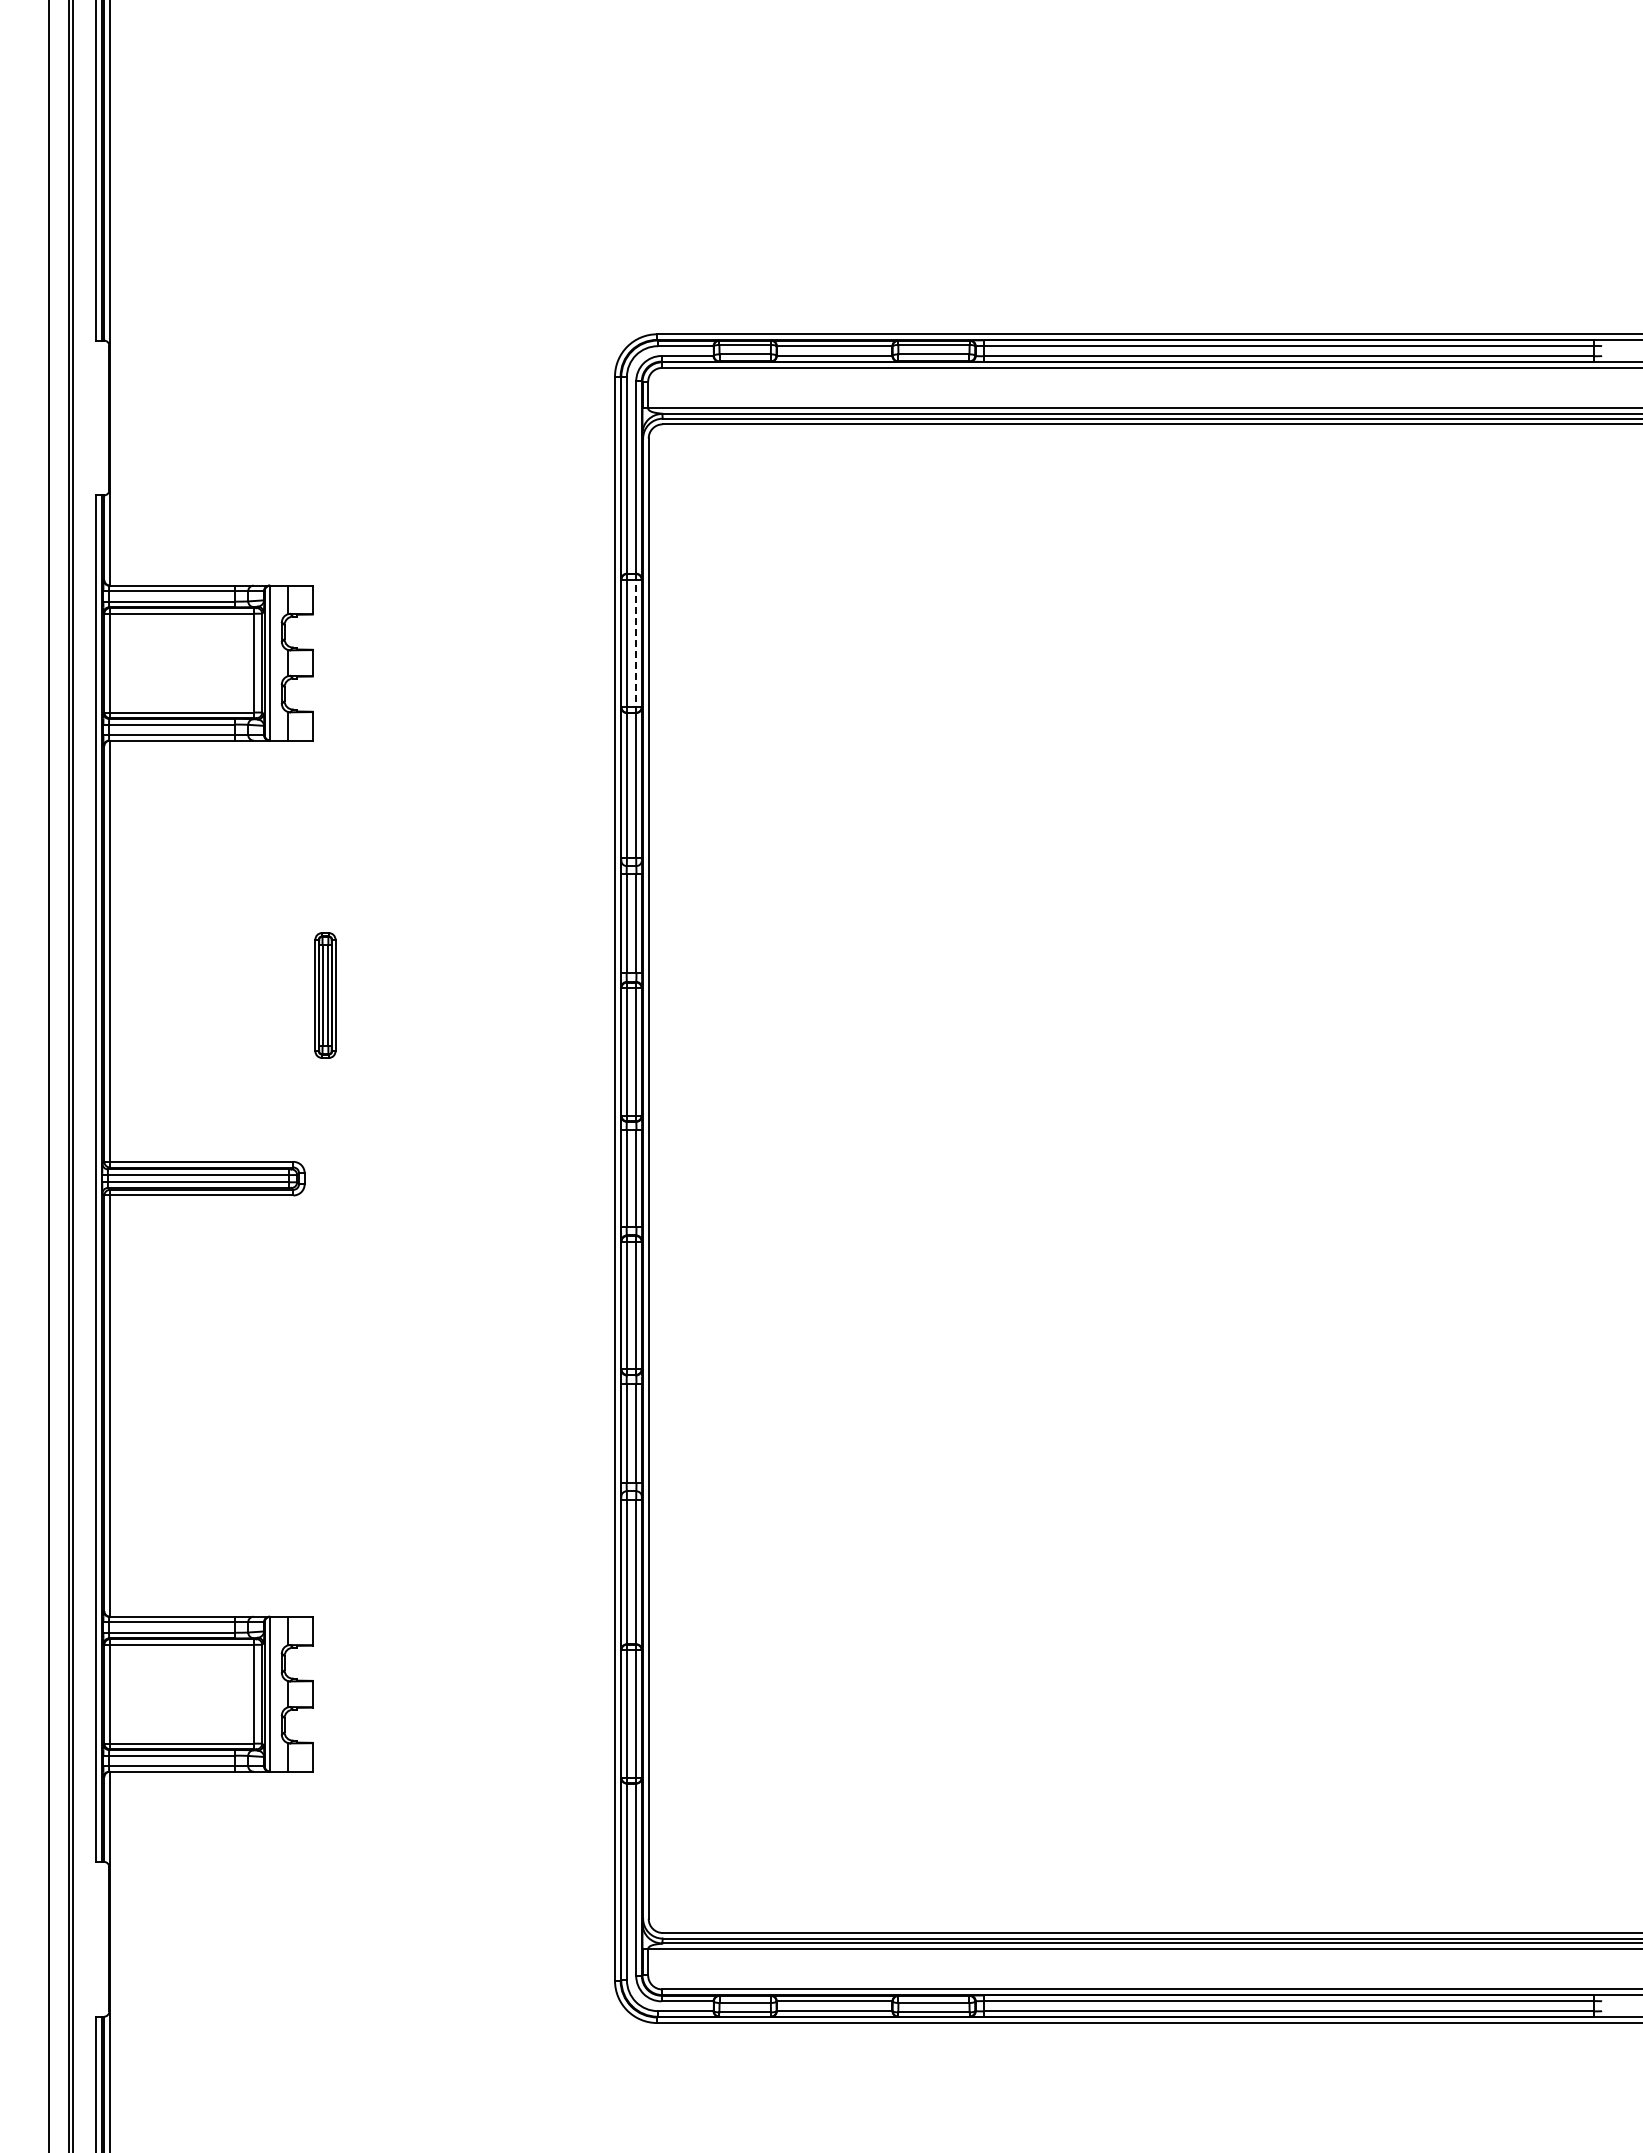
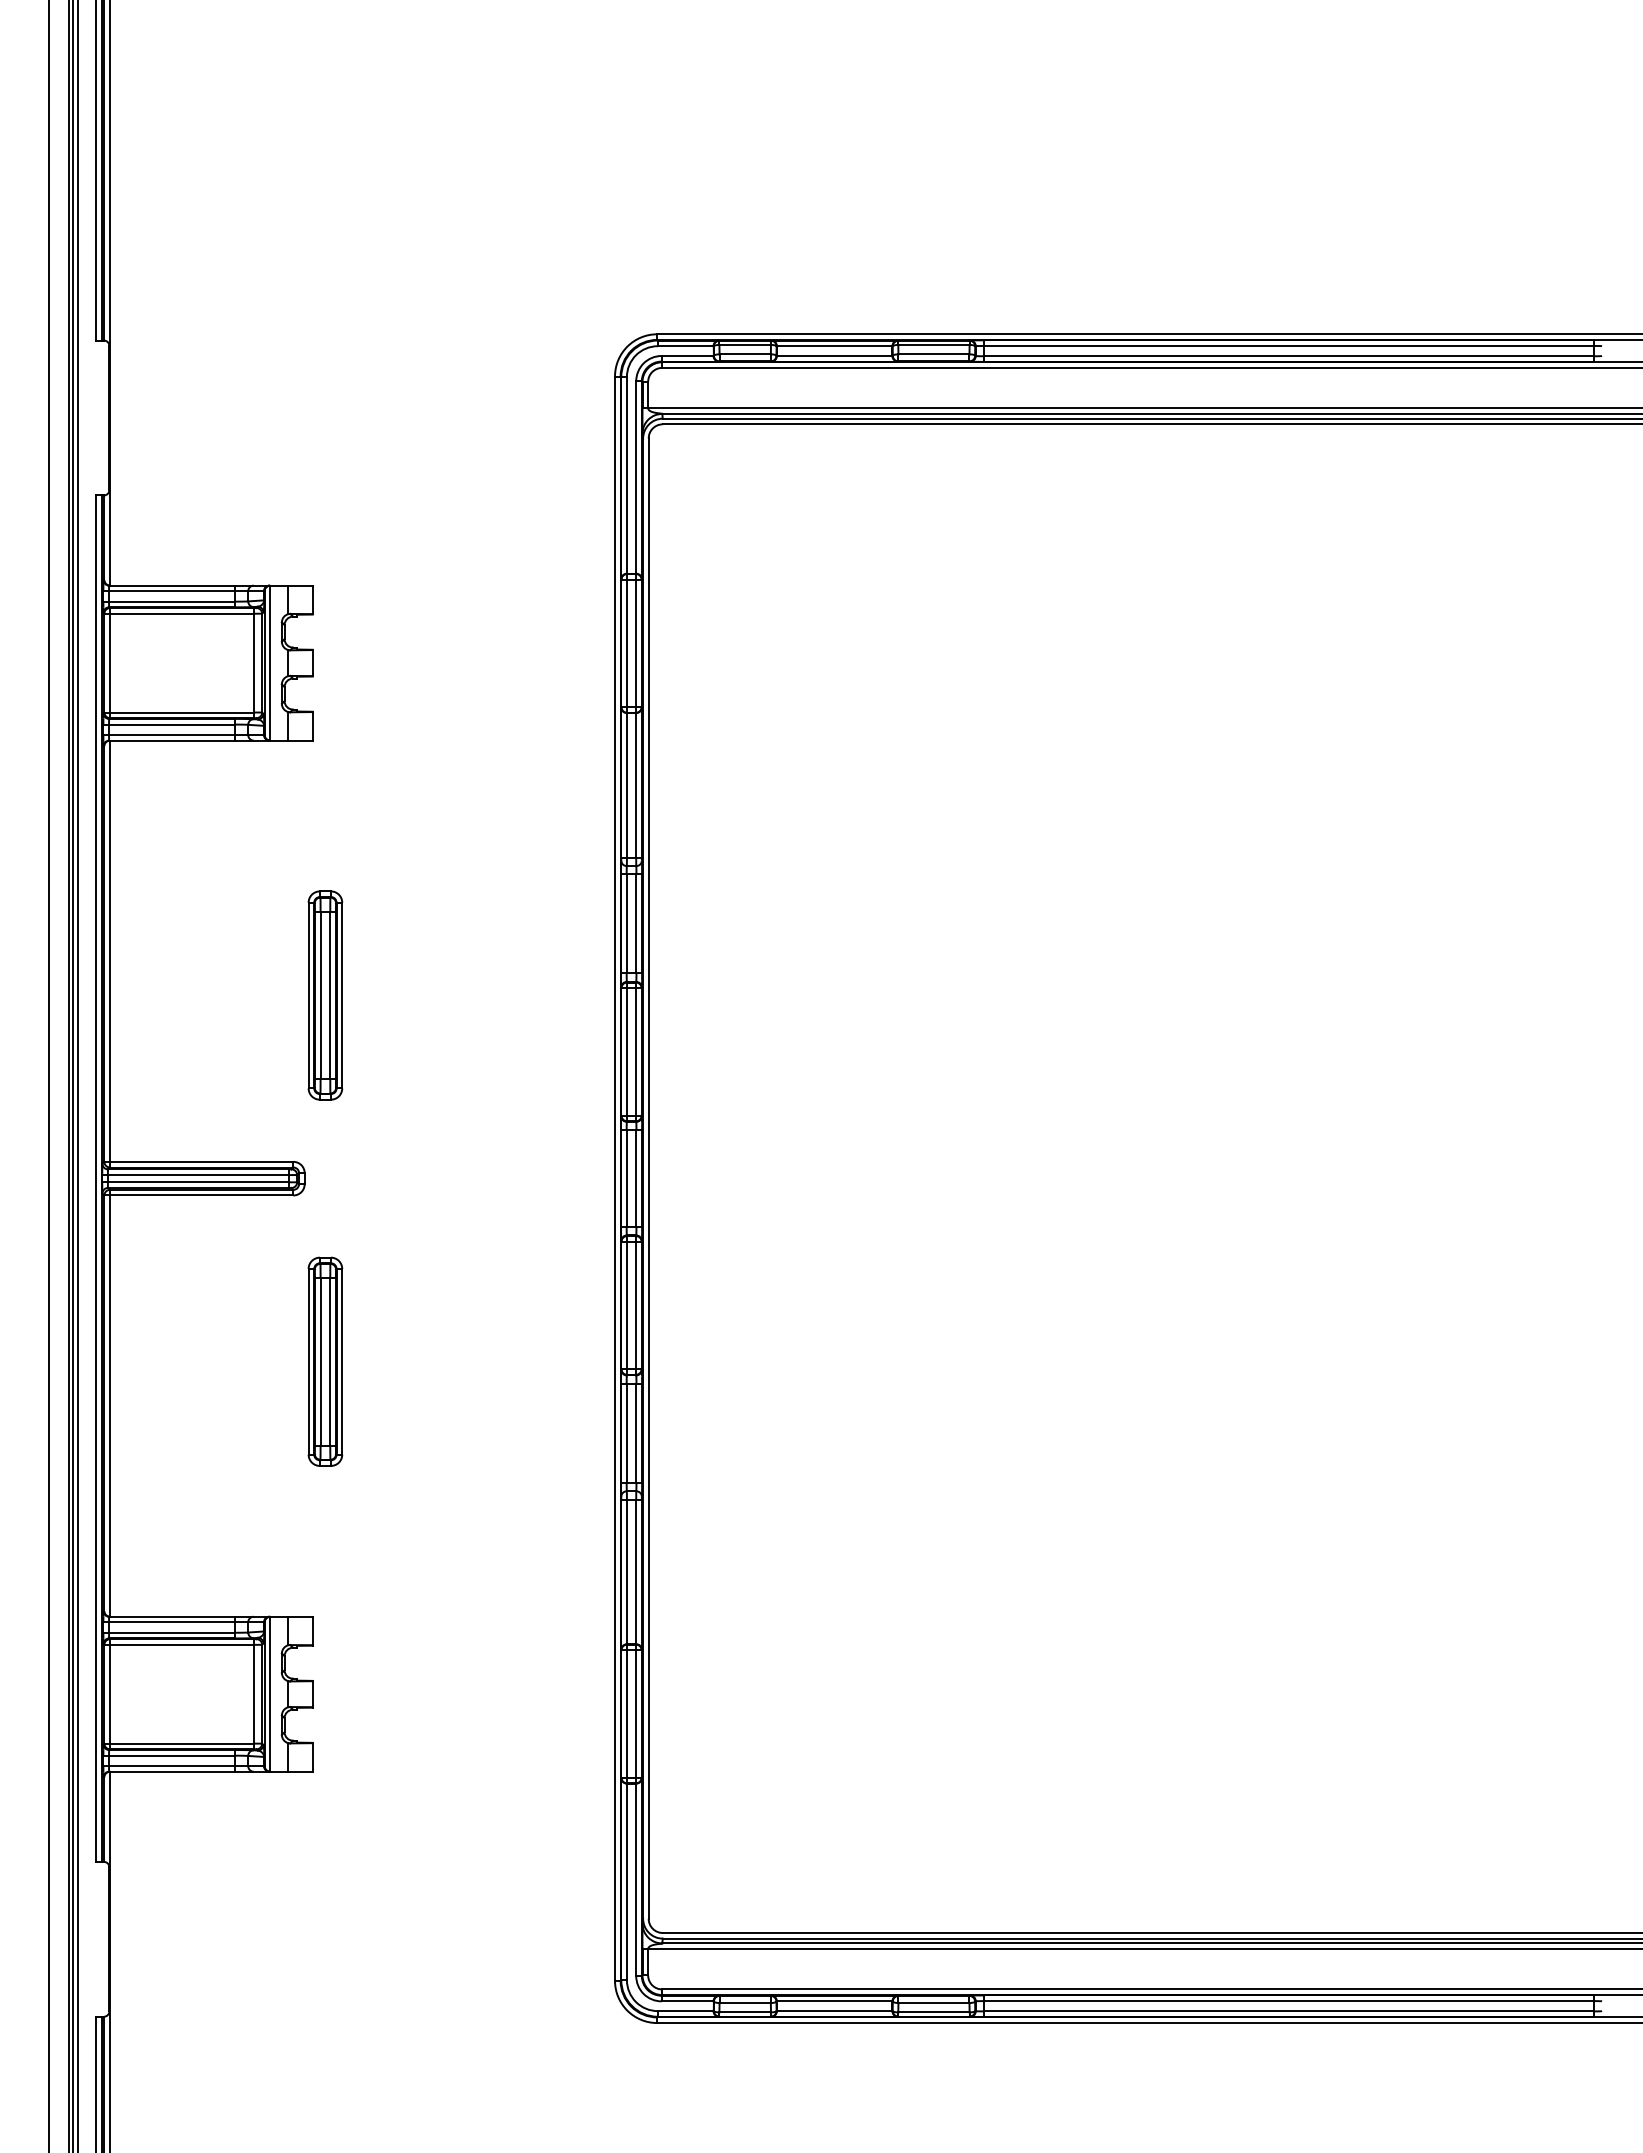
line: dashed -> solid (636, 642)
part size: 23x127 px -> 37x211 px (325, 995)
line: none -> present (78, 1075)
part: none -> present (325, 1361)
